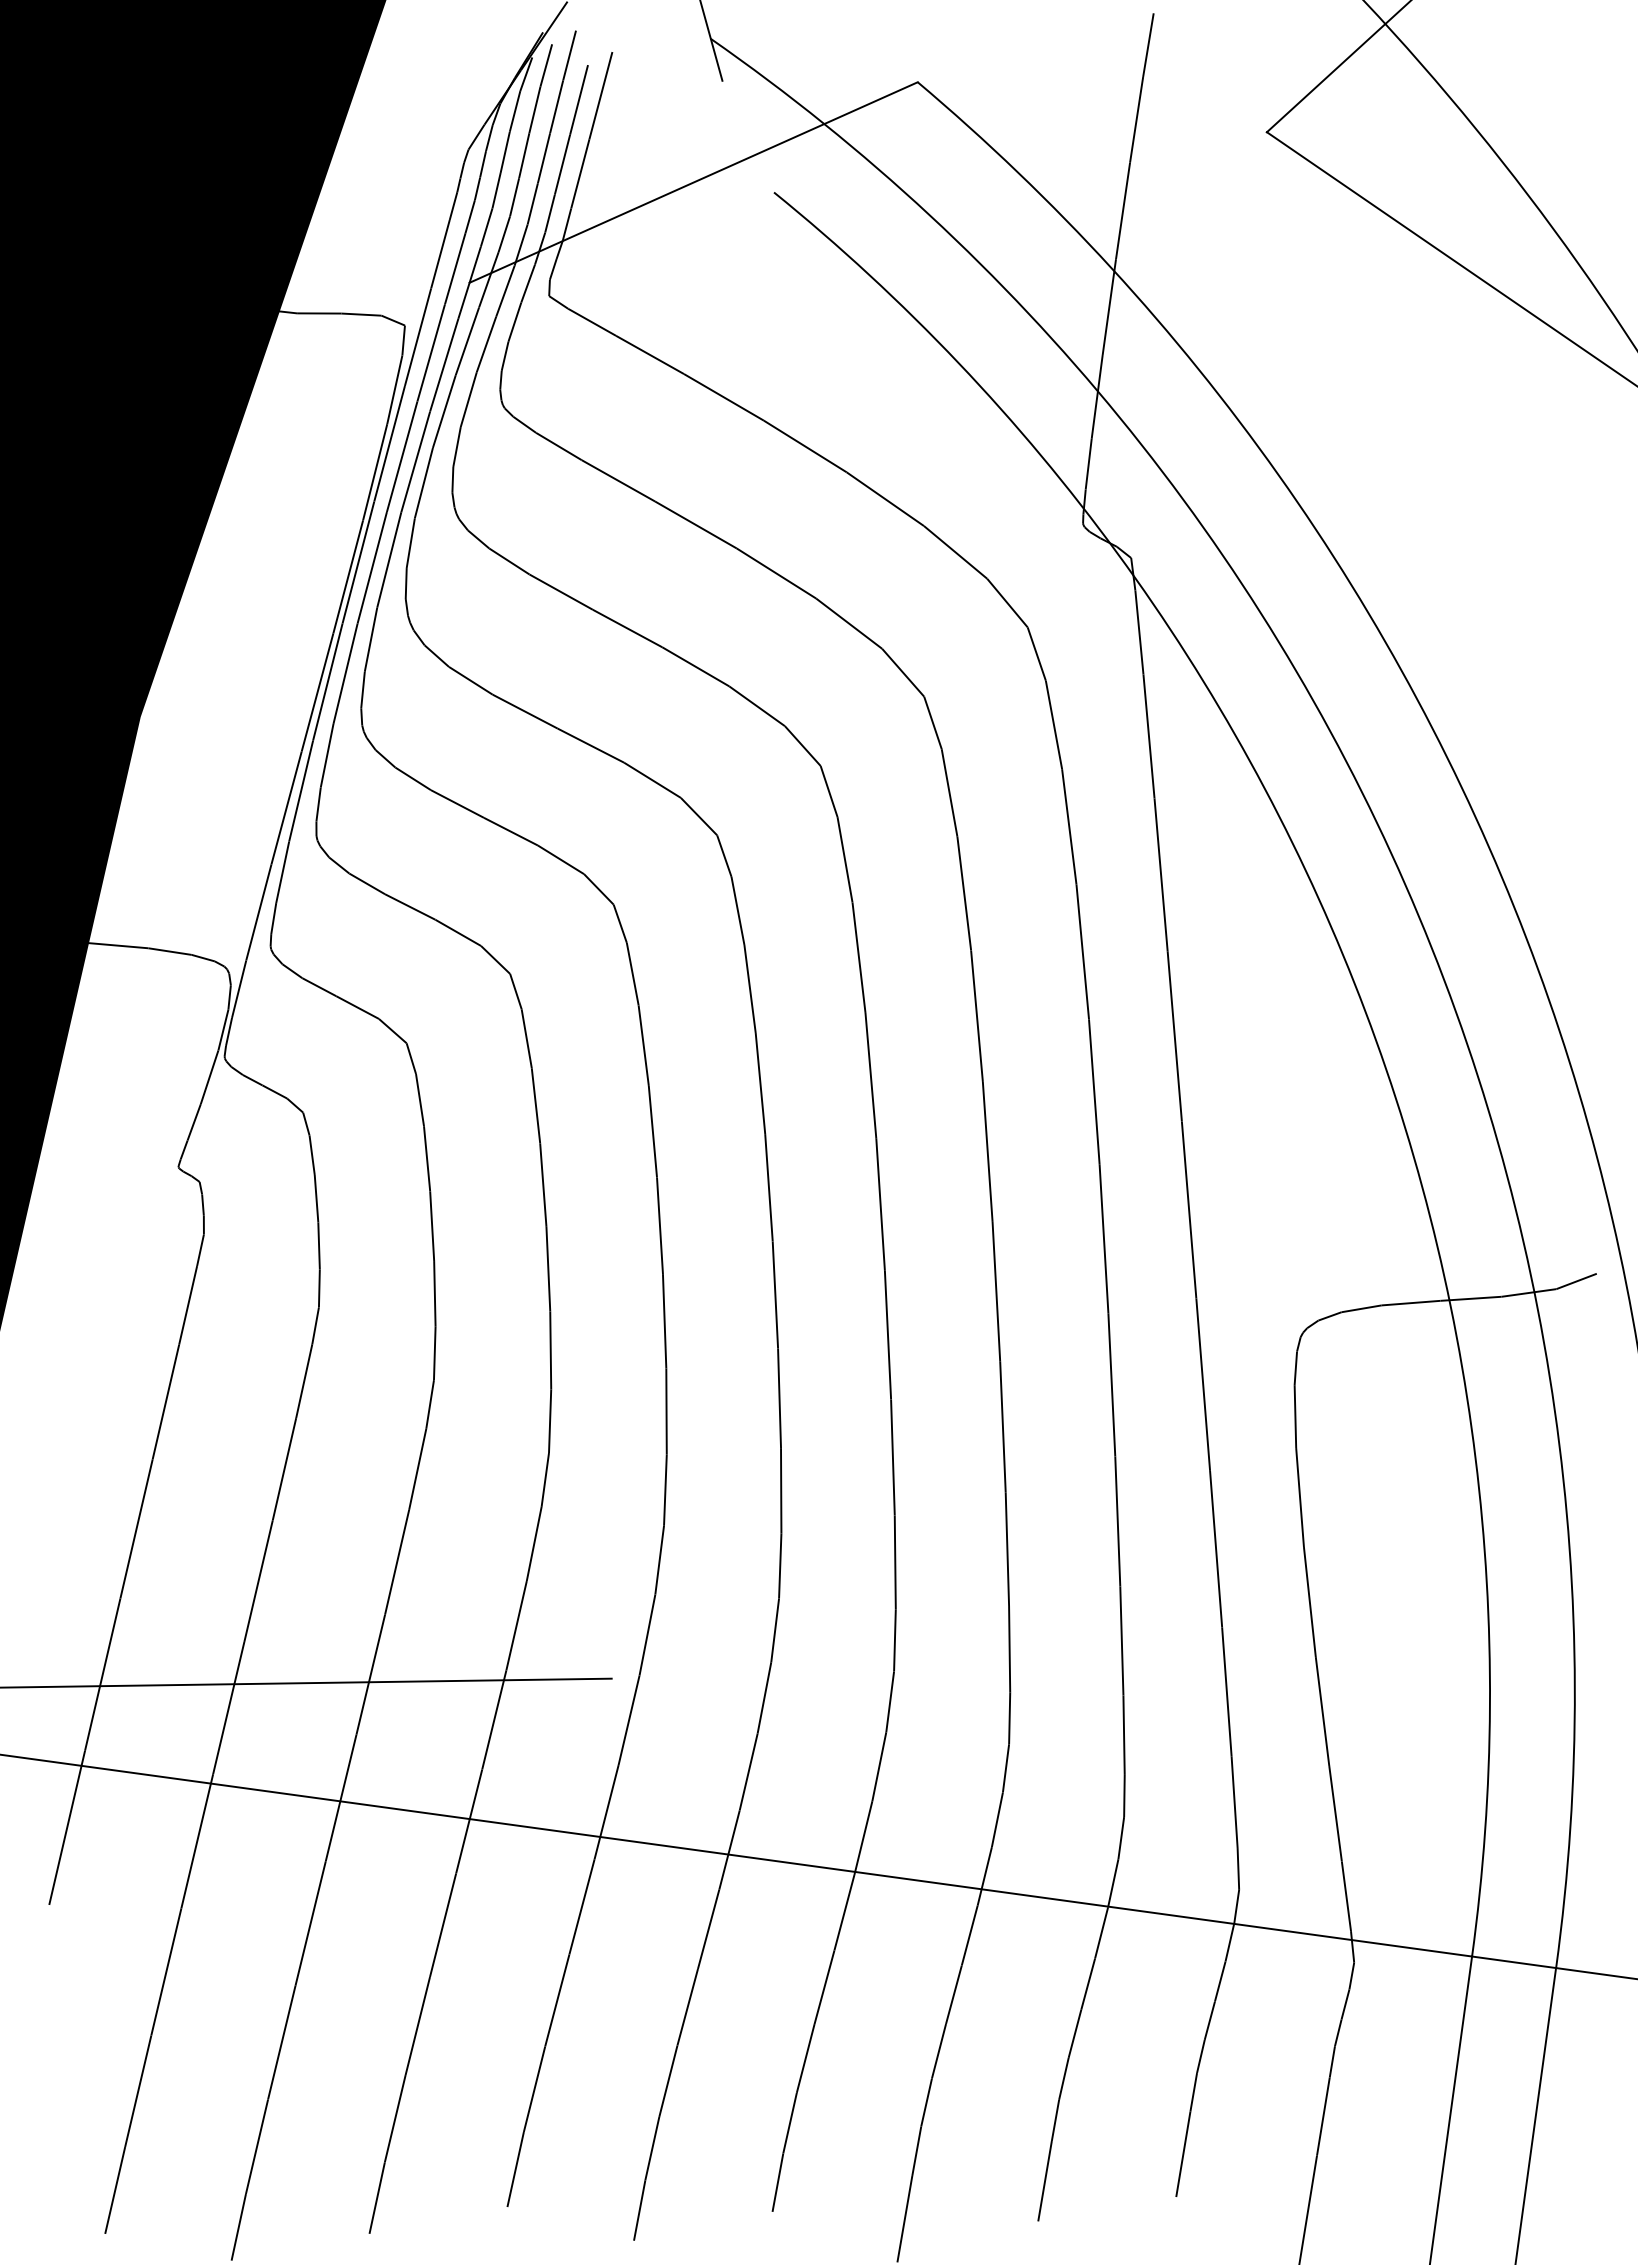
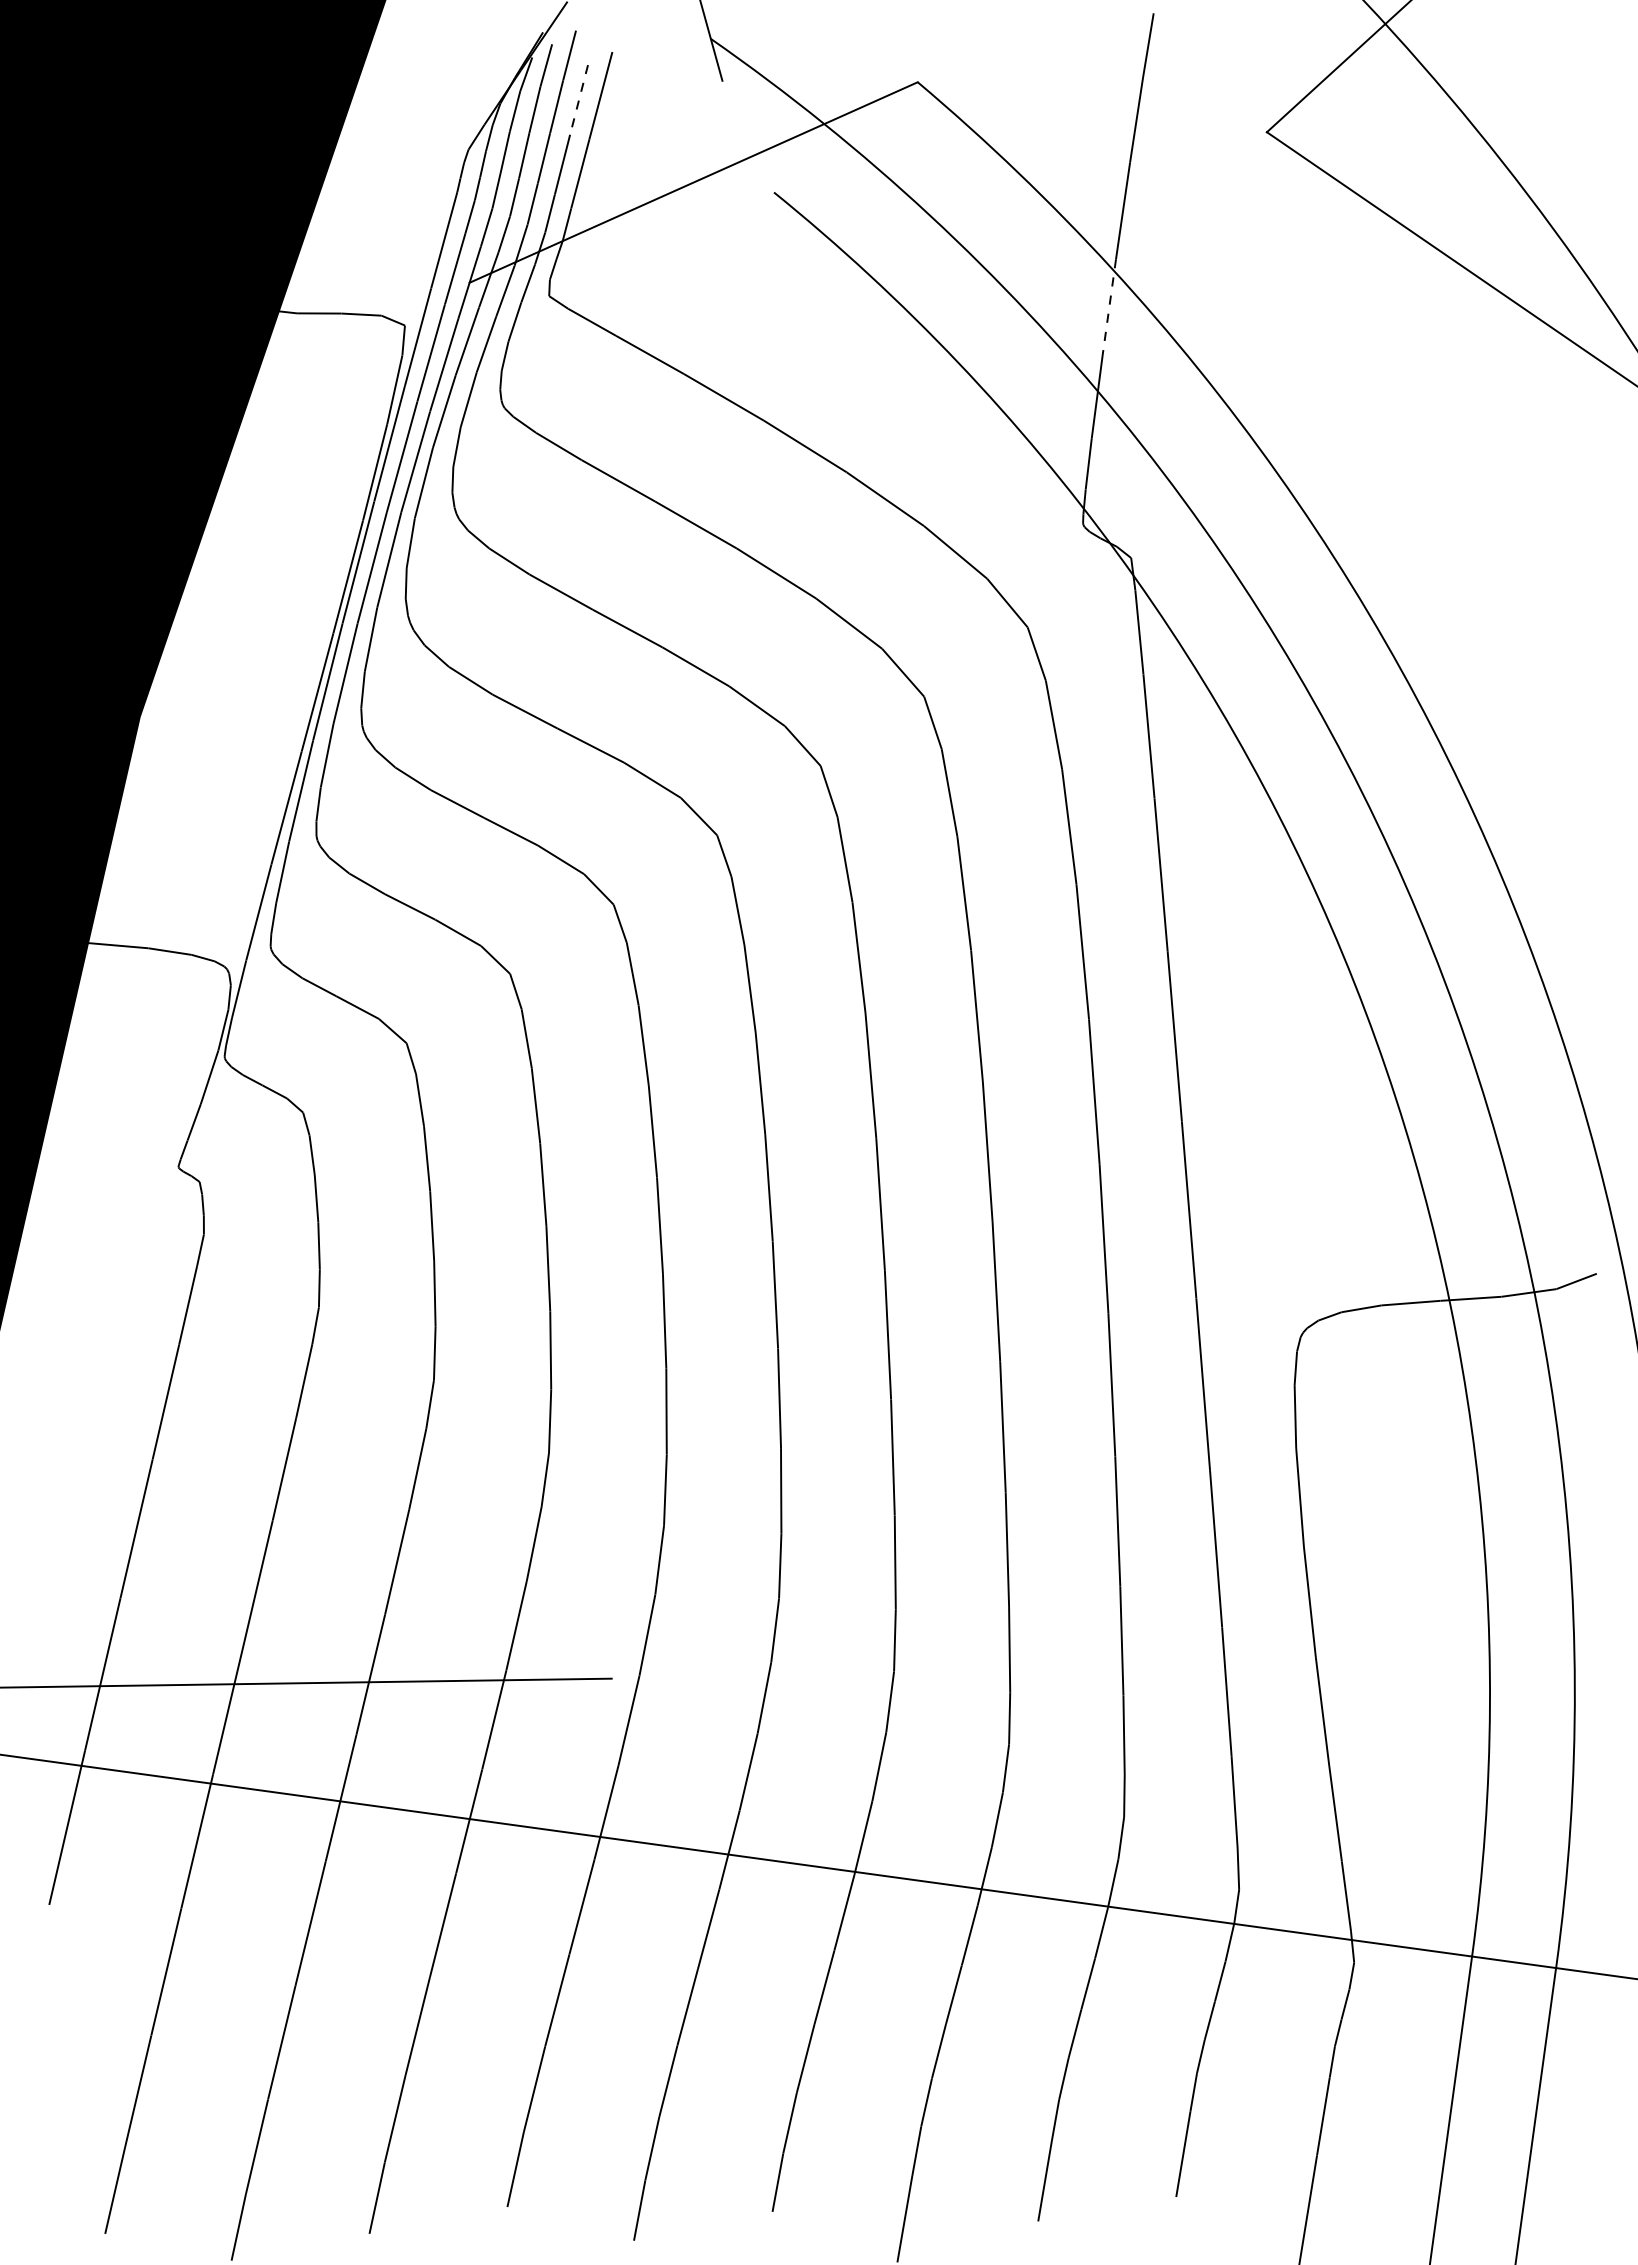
line: solid -> dashed (579, 99)
line: solid -> dashed (1109, 307)
